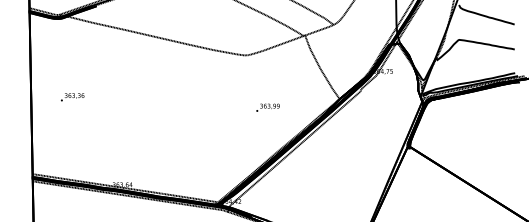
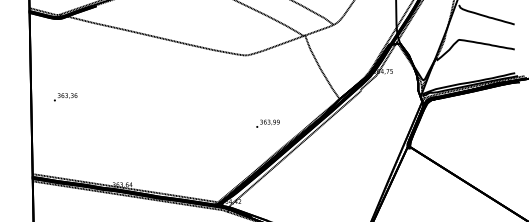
text position: (72, 97) -> (65, 97) (65, 97)
text position: (267, 107) -> (267, 123) (267, 123)
